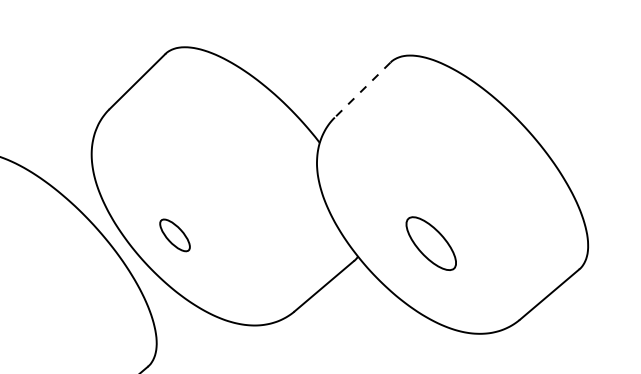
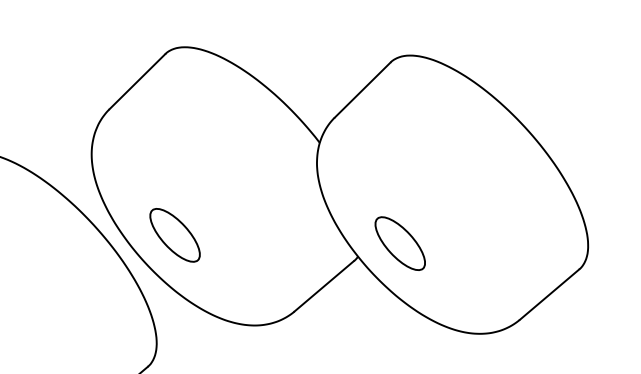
line: dashed -> solid (362, 90)
part size: 32x35 px -> 52x55 px (174, 235)
part position: (430, 243) -> (399, 243) (399, 243)
